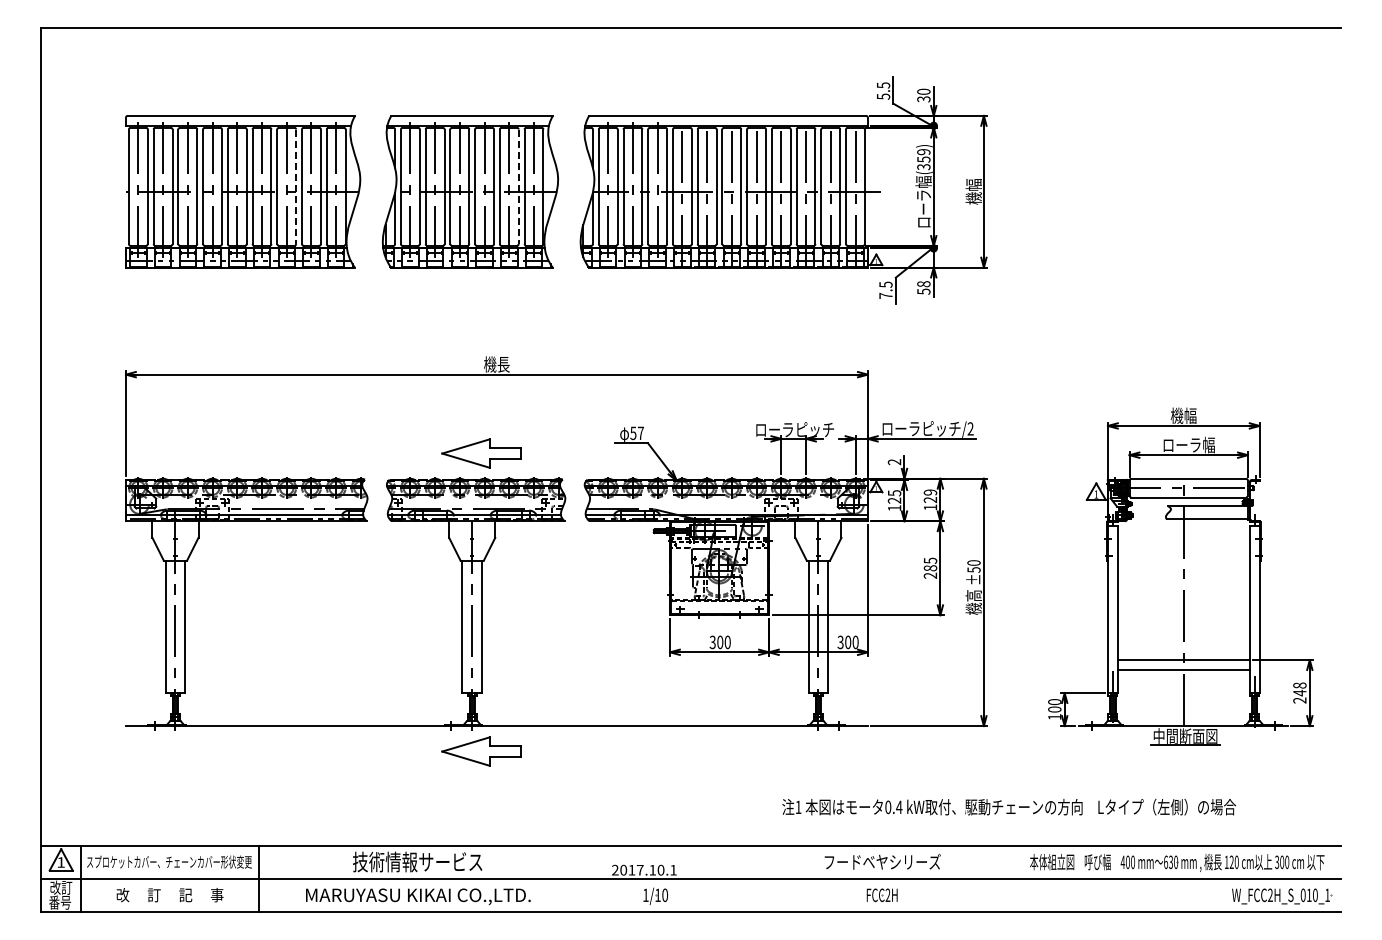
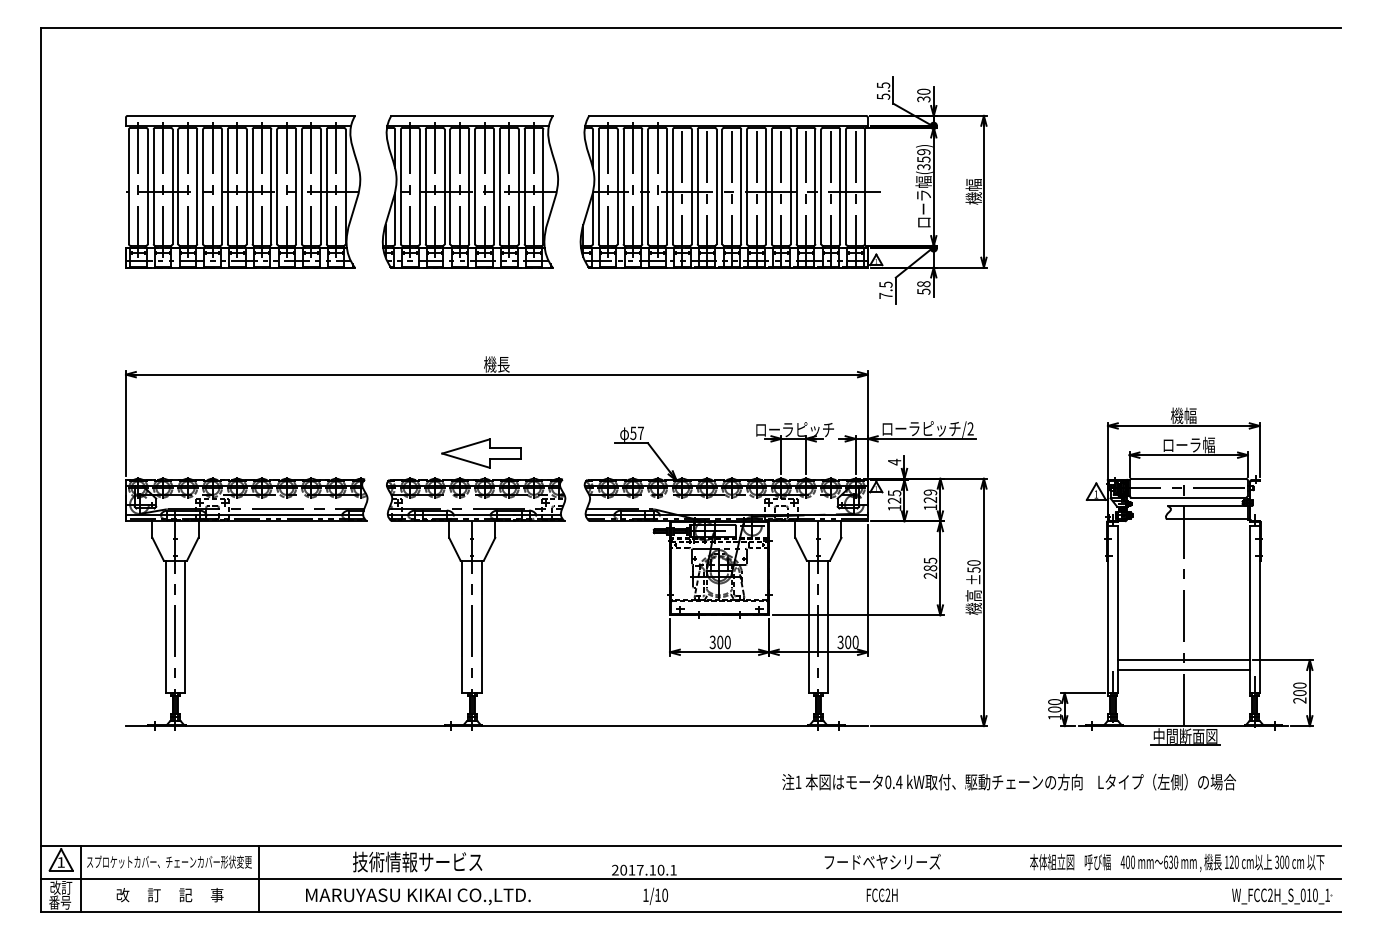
line: dashed -> solid (296, 187)
line: dashed -> solid (518, 187)
text: 2 -> 4 (894, 461)
text: 248 -> 200 (1299, 689)
part: present -> none (481, 751)
text position: (1008, 806) -> (1008, 781) (1008, 781)
